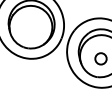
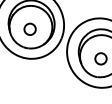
circle: none -> present (29, 28)
